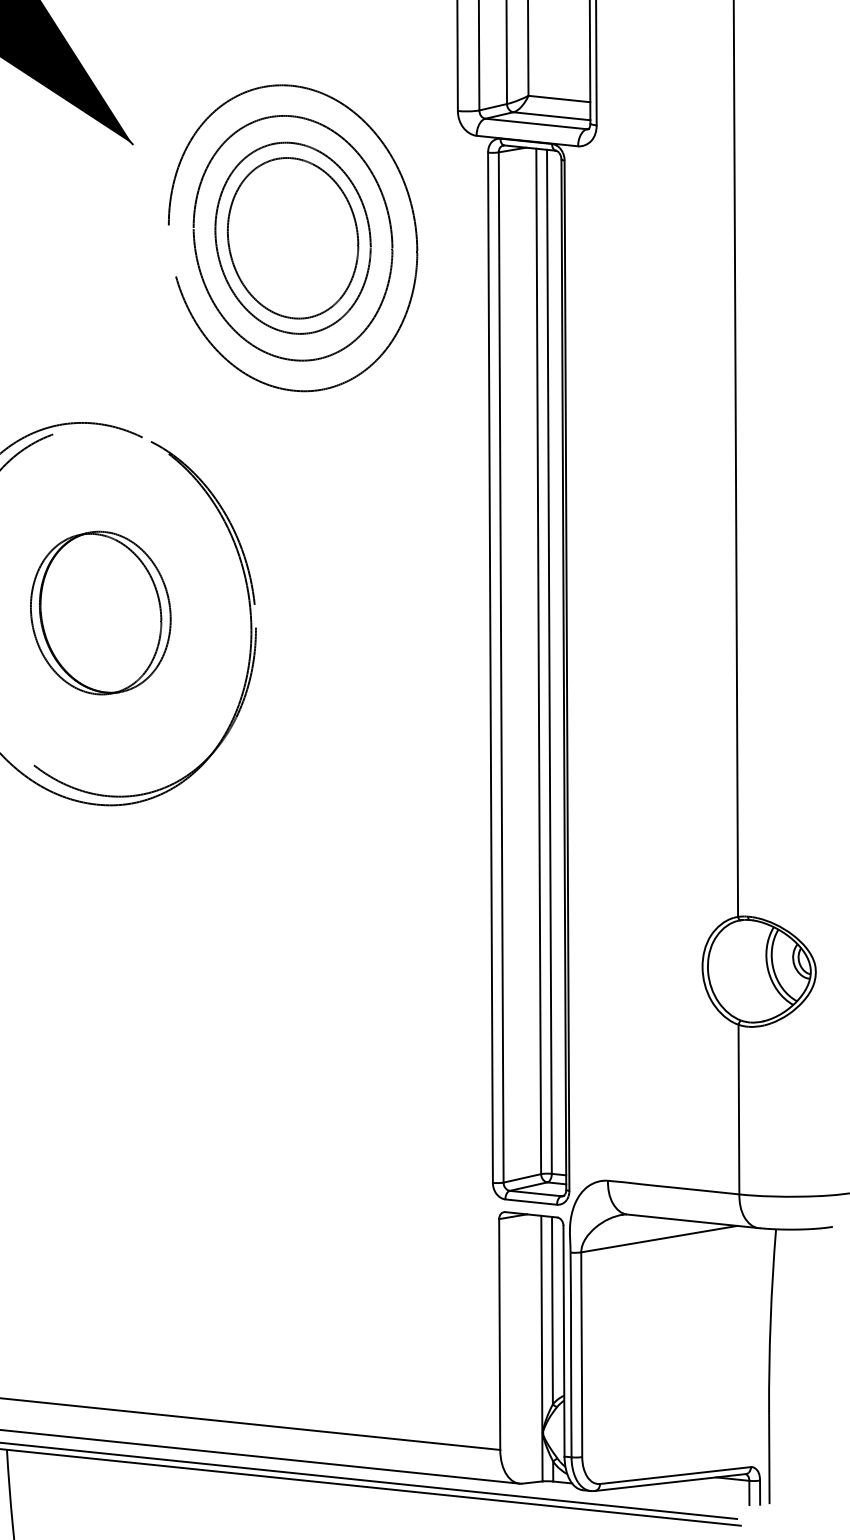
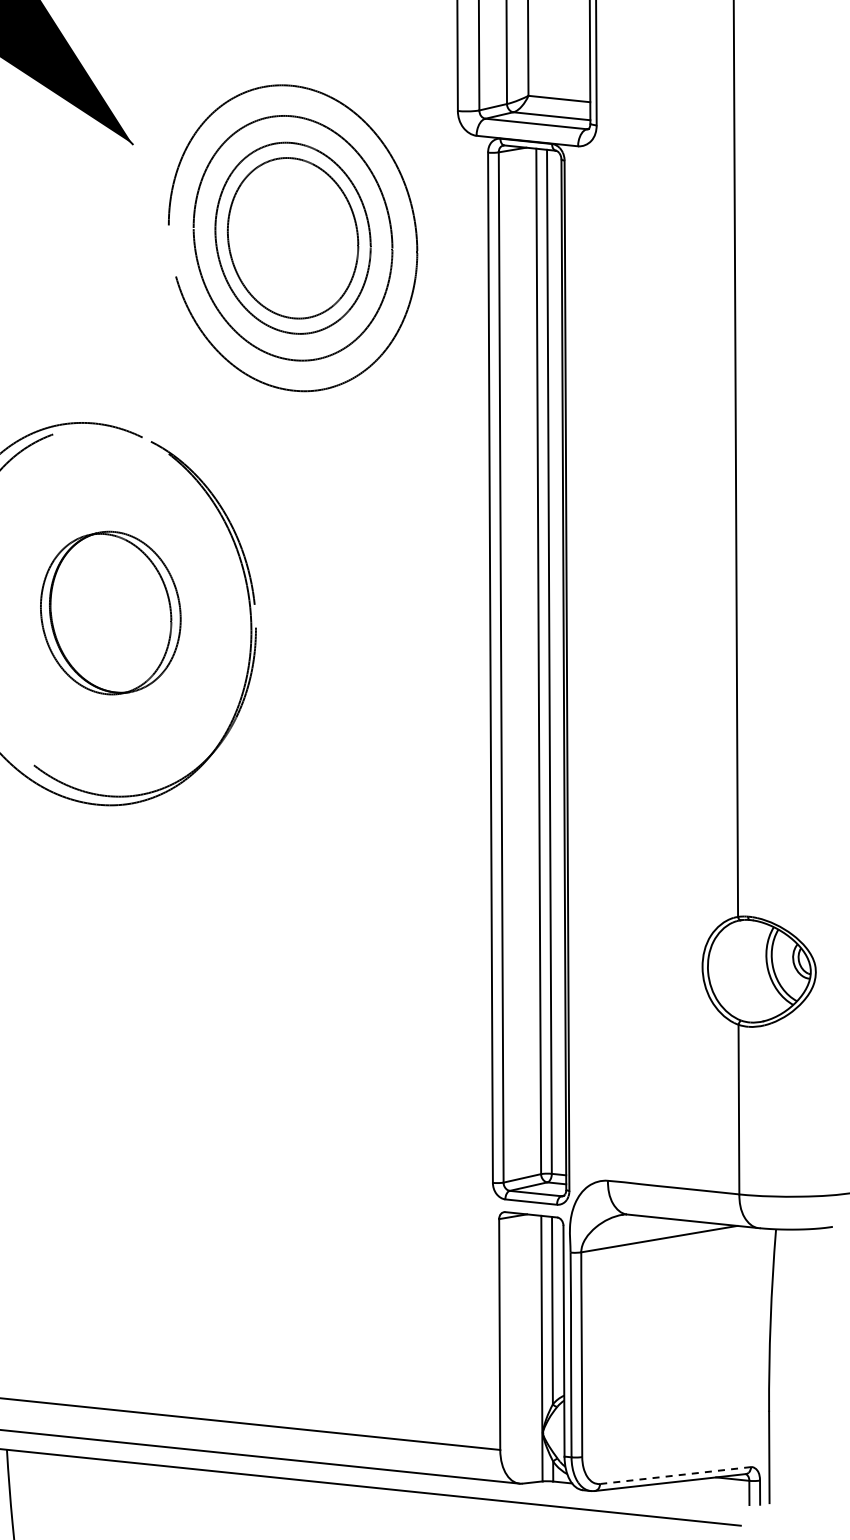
part position: (100, 612) -> (110, 612) (110, 612)
line: solid -> dashed (675, 1475)
line: present -> none (369, 1480)
